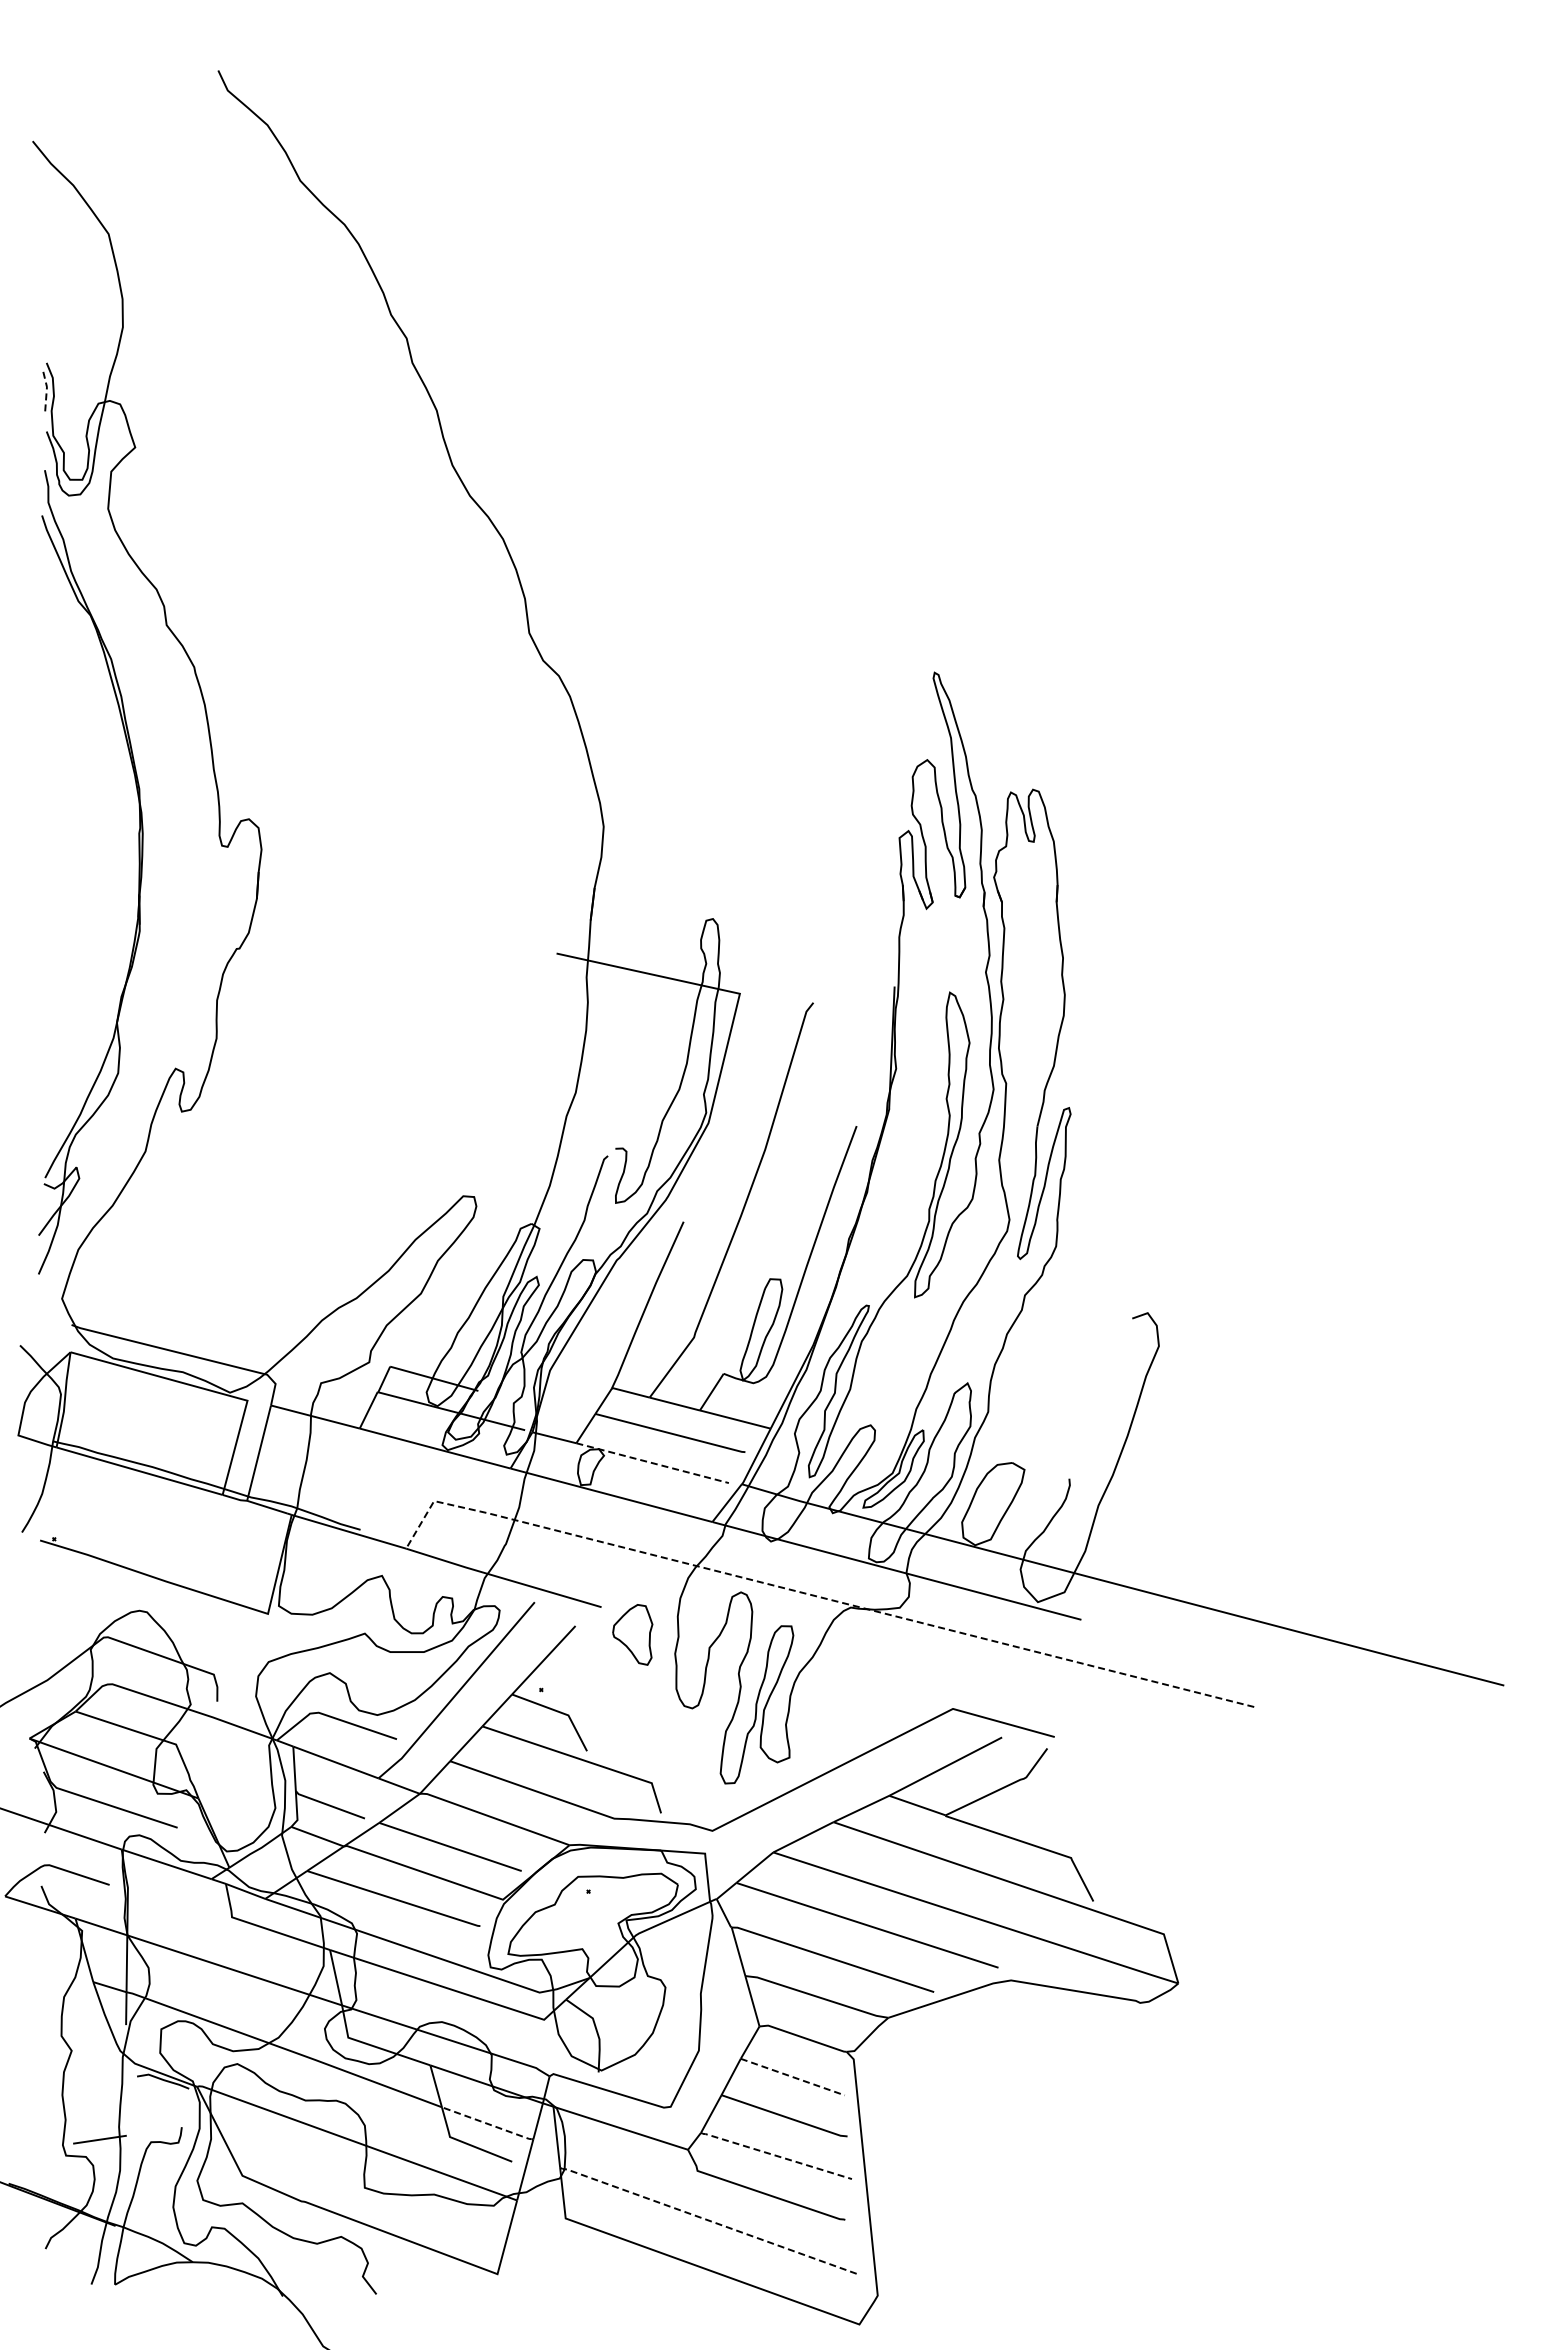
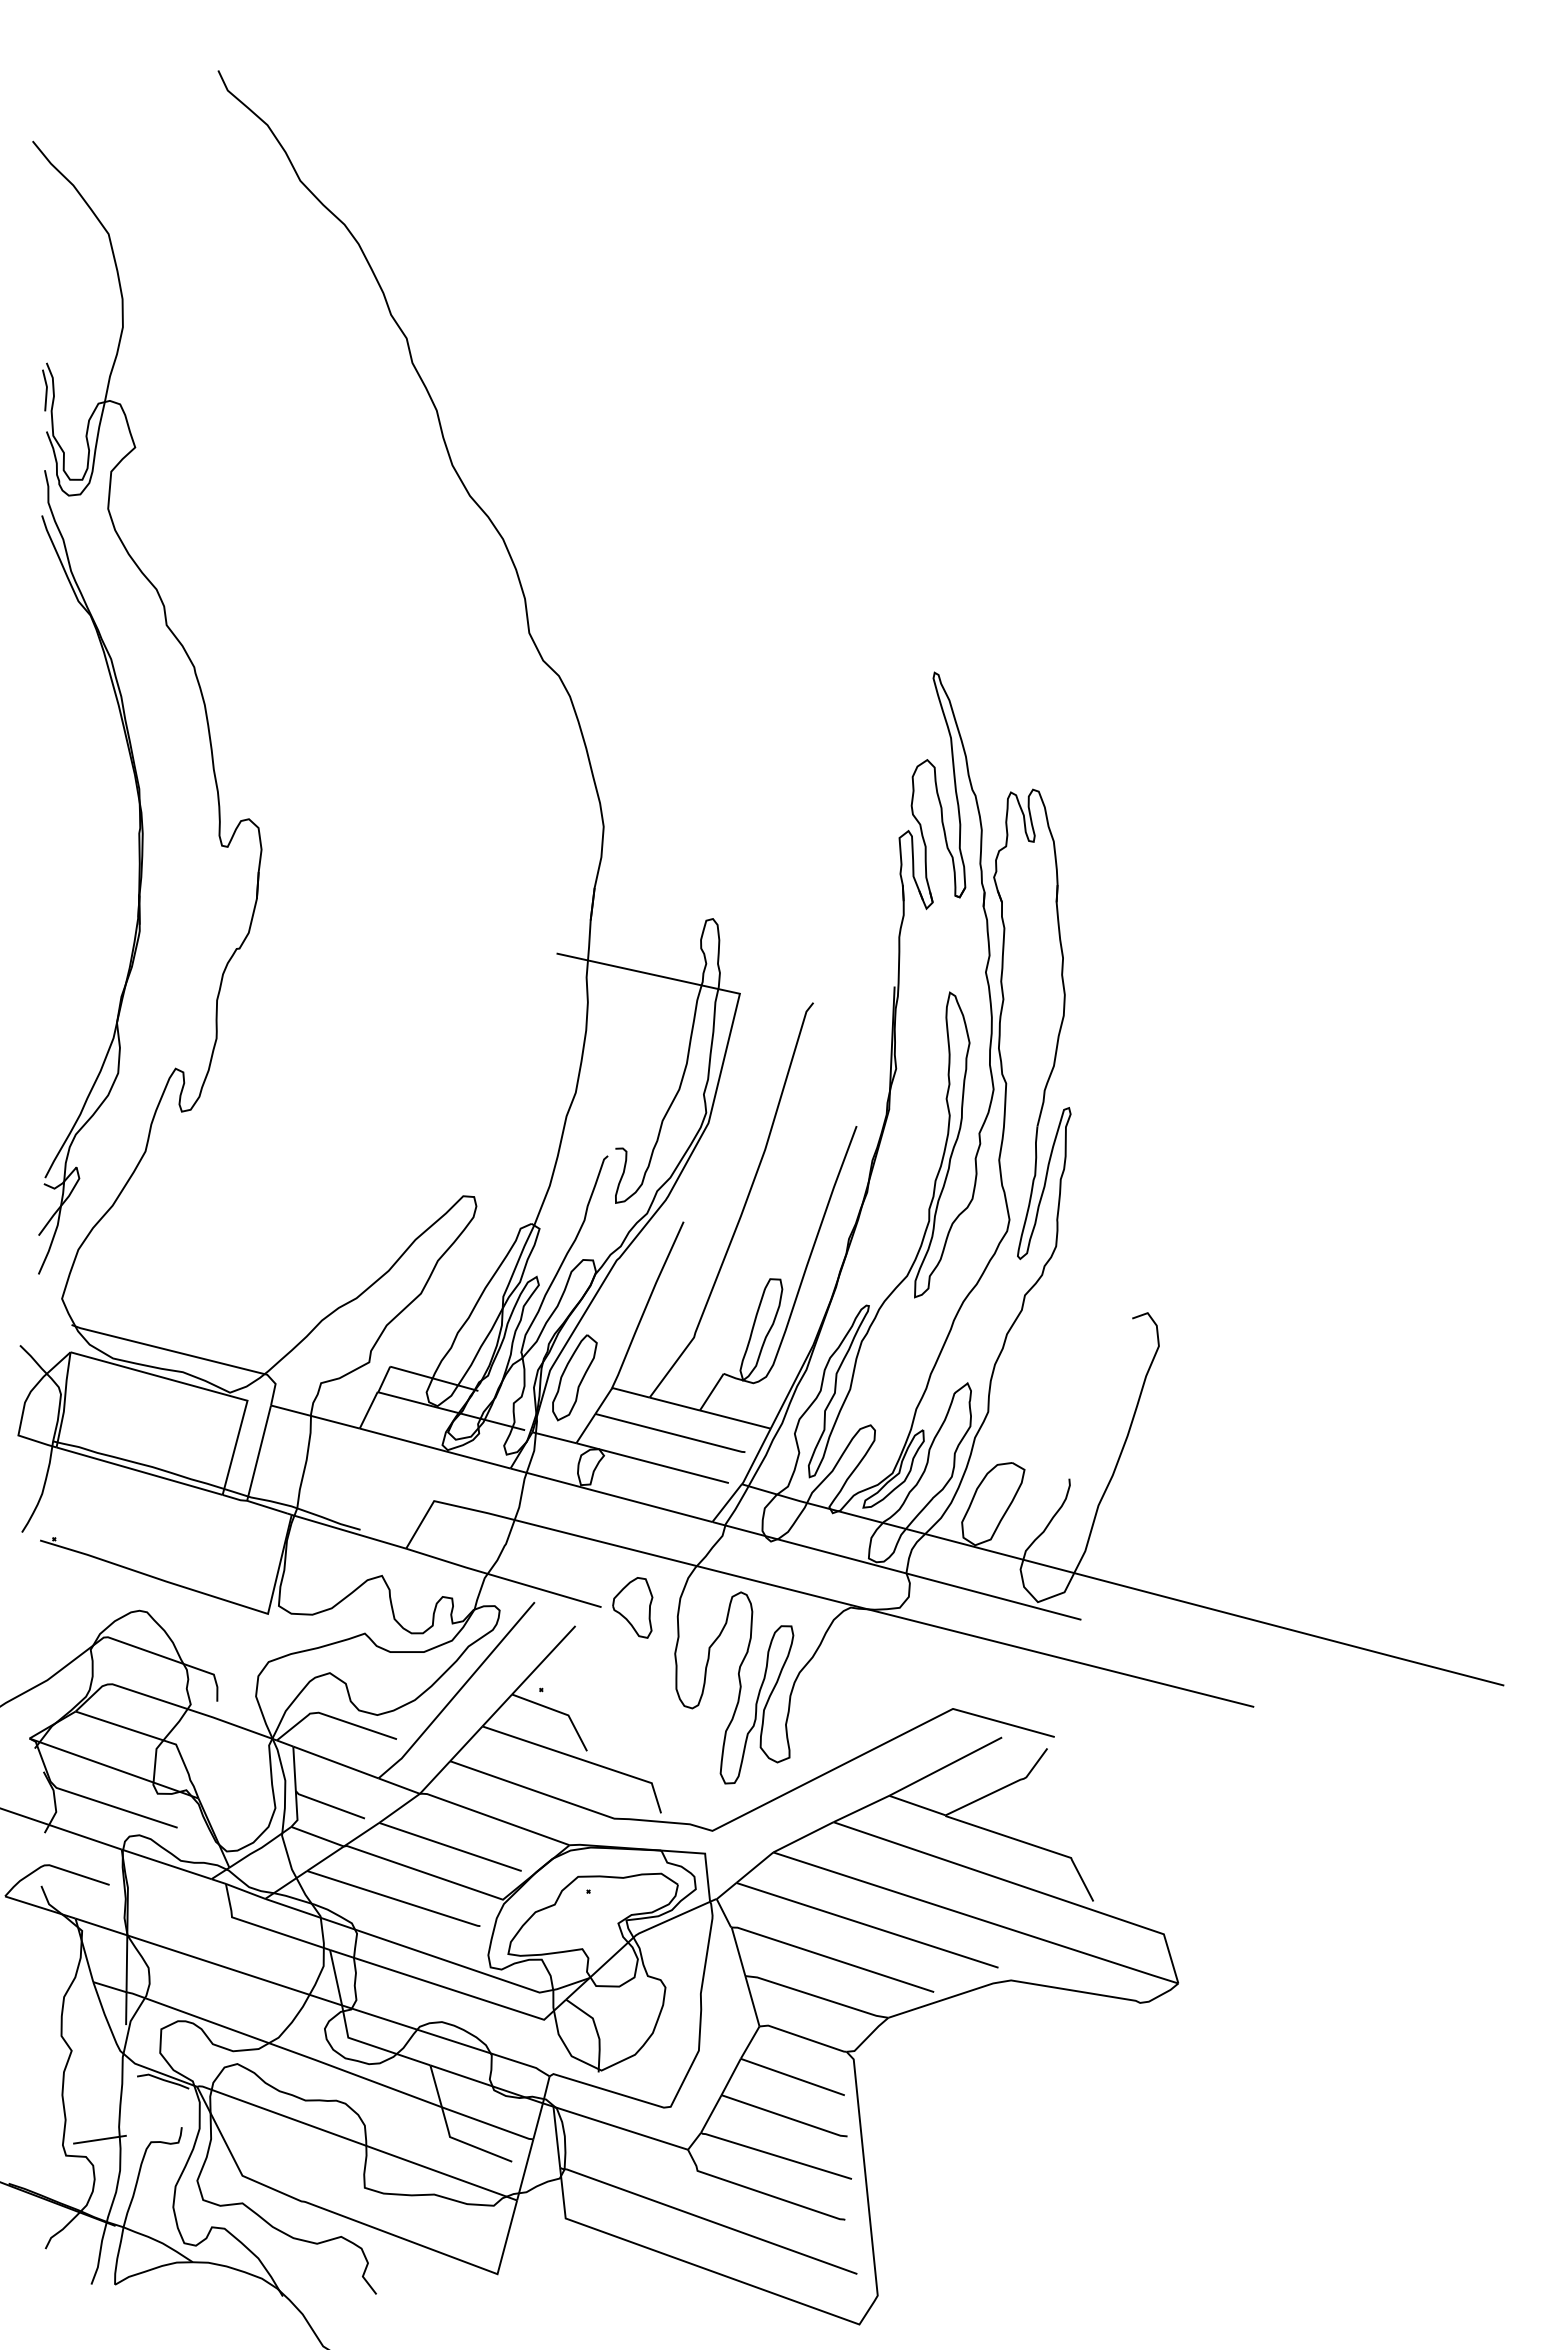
line: dashed -> solid (46, 389)
part: none -> present (574, 1377)
line: dashed -> solid (652, 1463)
line: dashed -> solid (815, 1596)
part position: (632, 1634) -> (632, 1607) (632, 1607)
line: dashed -> solid (793, 2077)
line: dashed -> solid (488, 2124)
line: dashed -> solid (775, 2155)
line: dashed -> solid (707, 2220)
